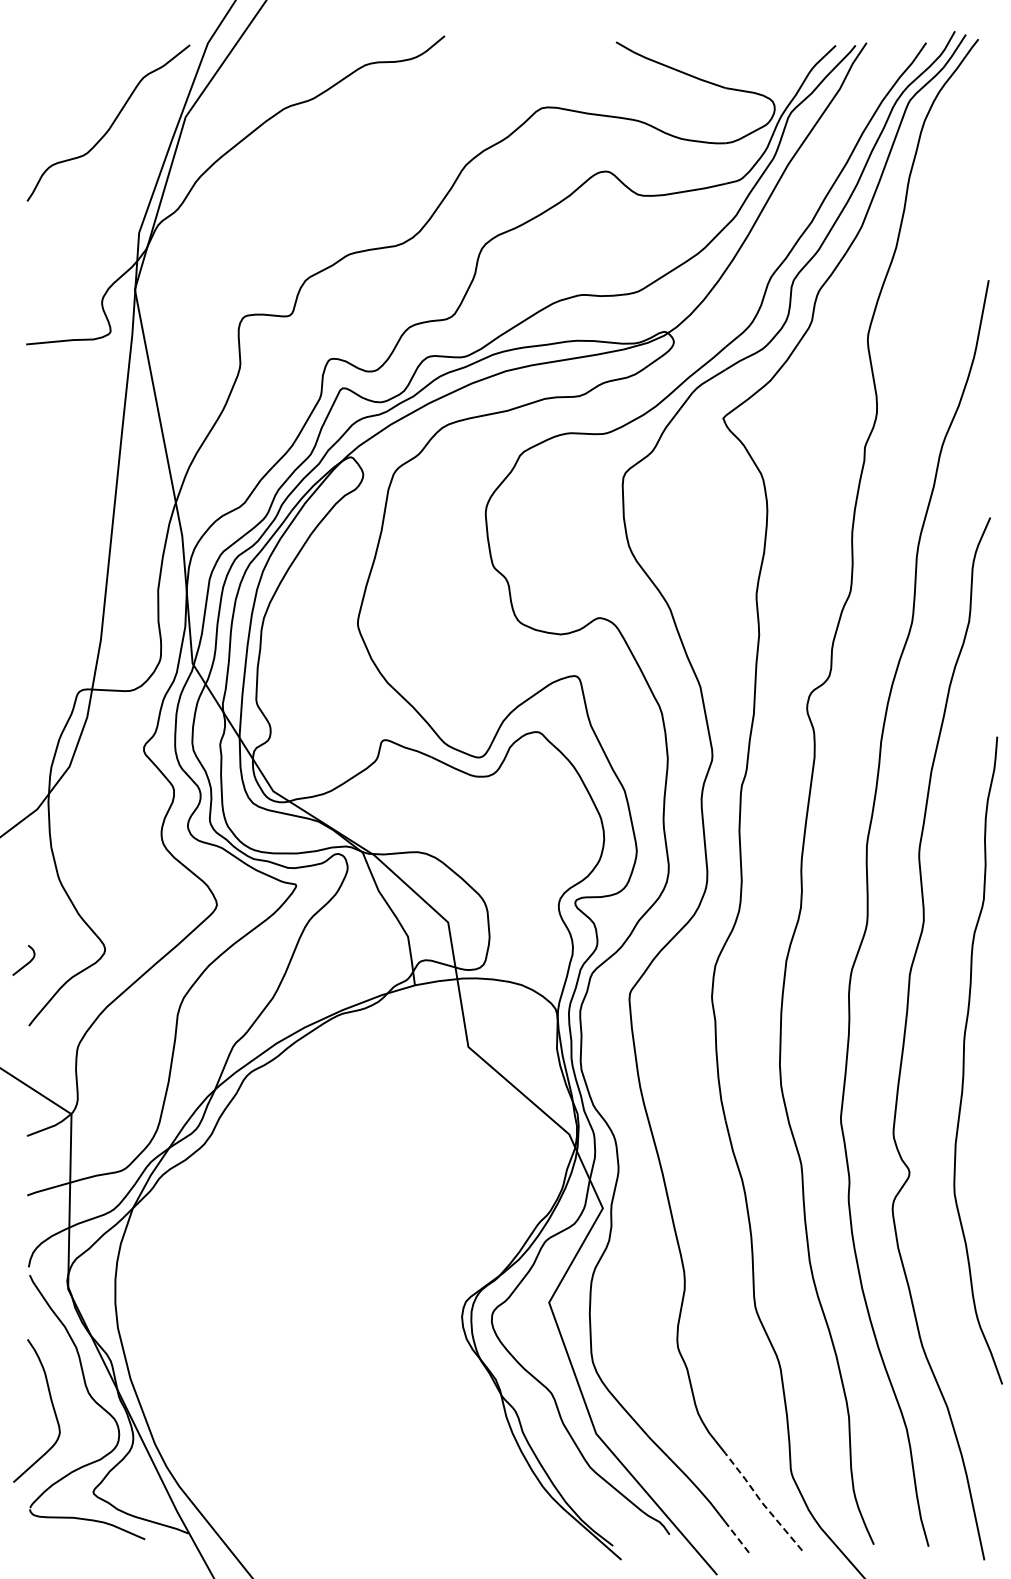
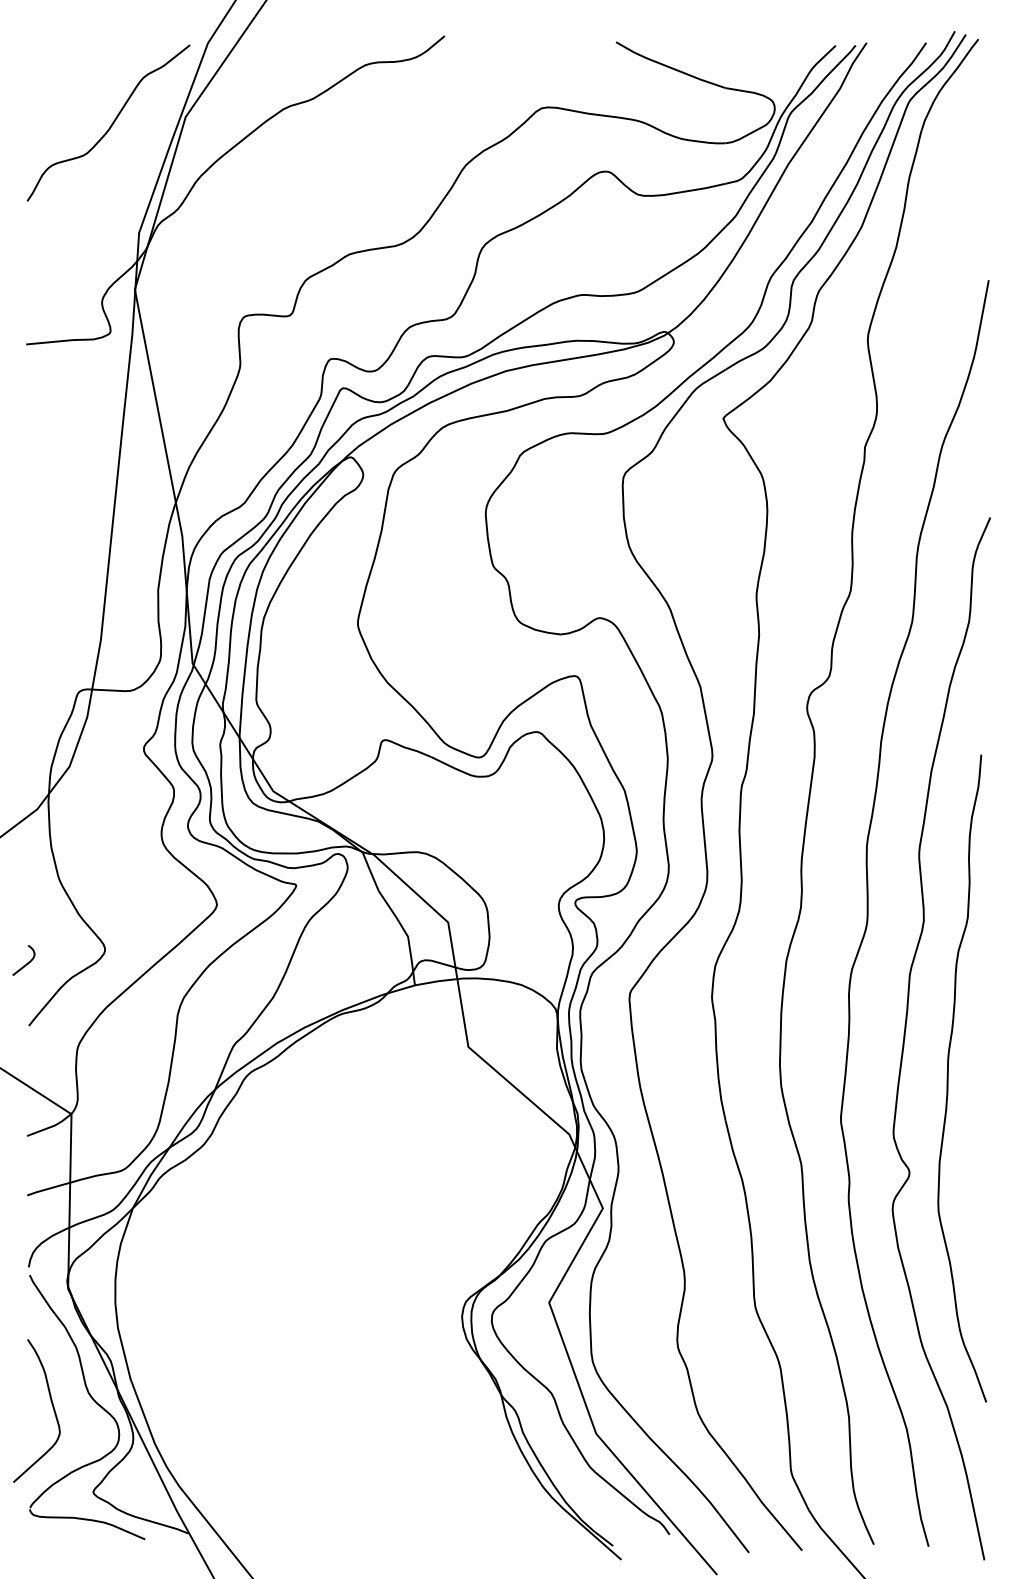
curve position: (964, 1060) -> (948, 1078) (948, 1078)
line: dashed -> solid (762, 1502)
line: dashed -> solid (737, 1537)
